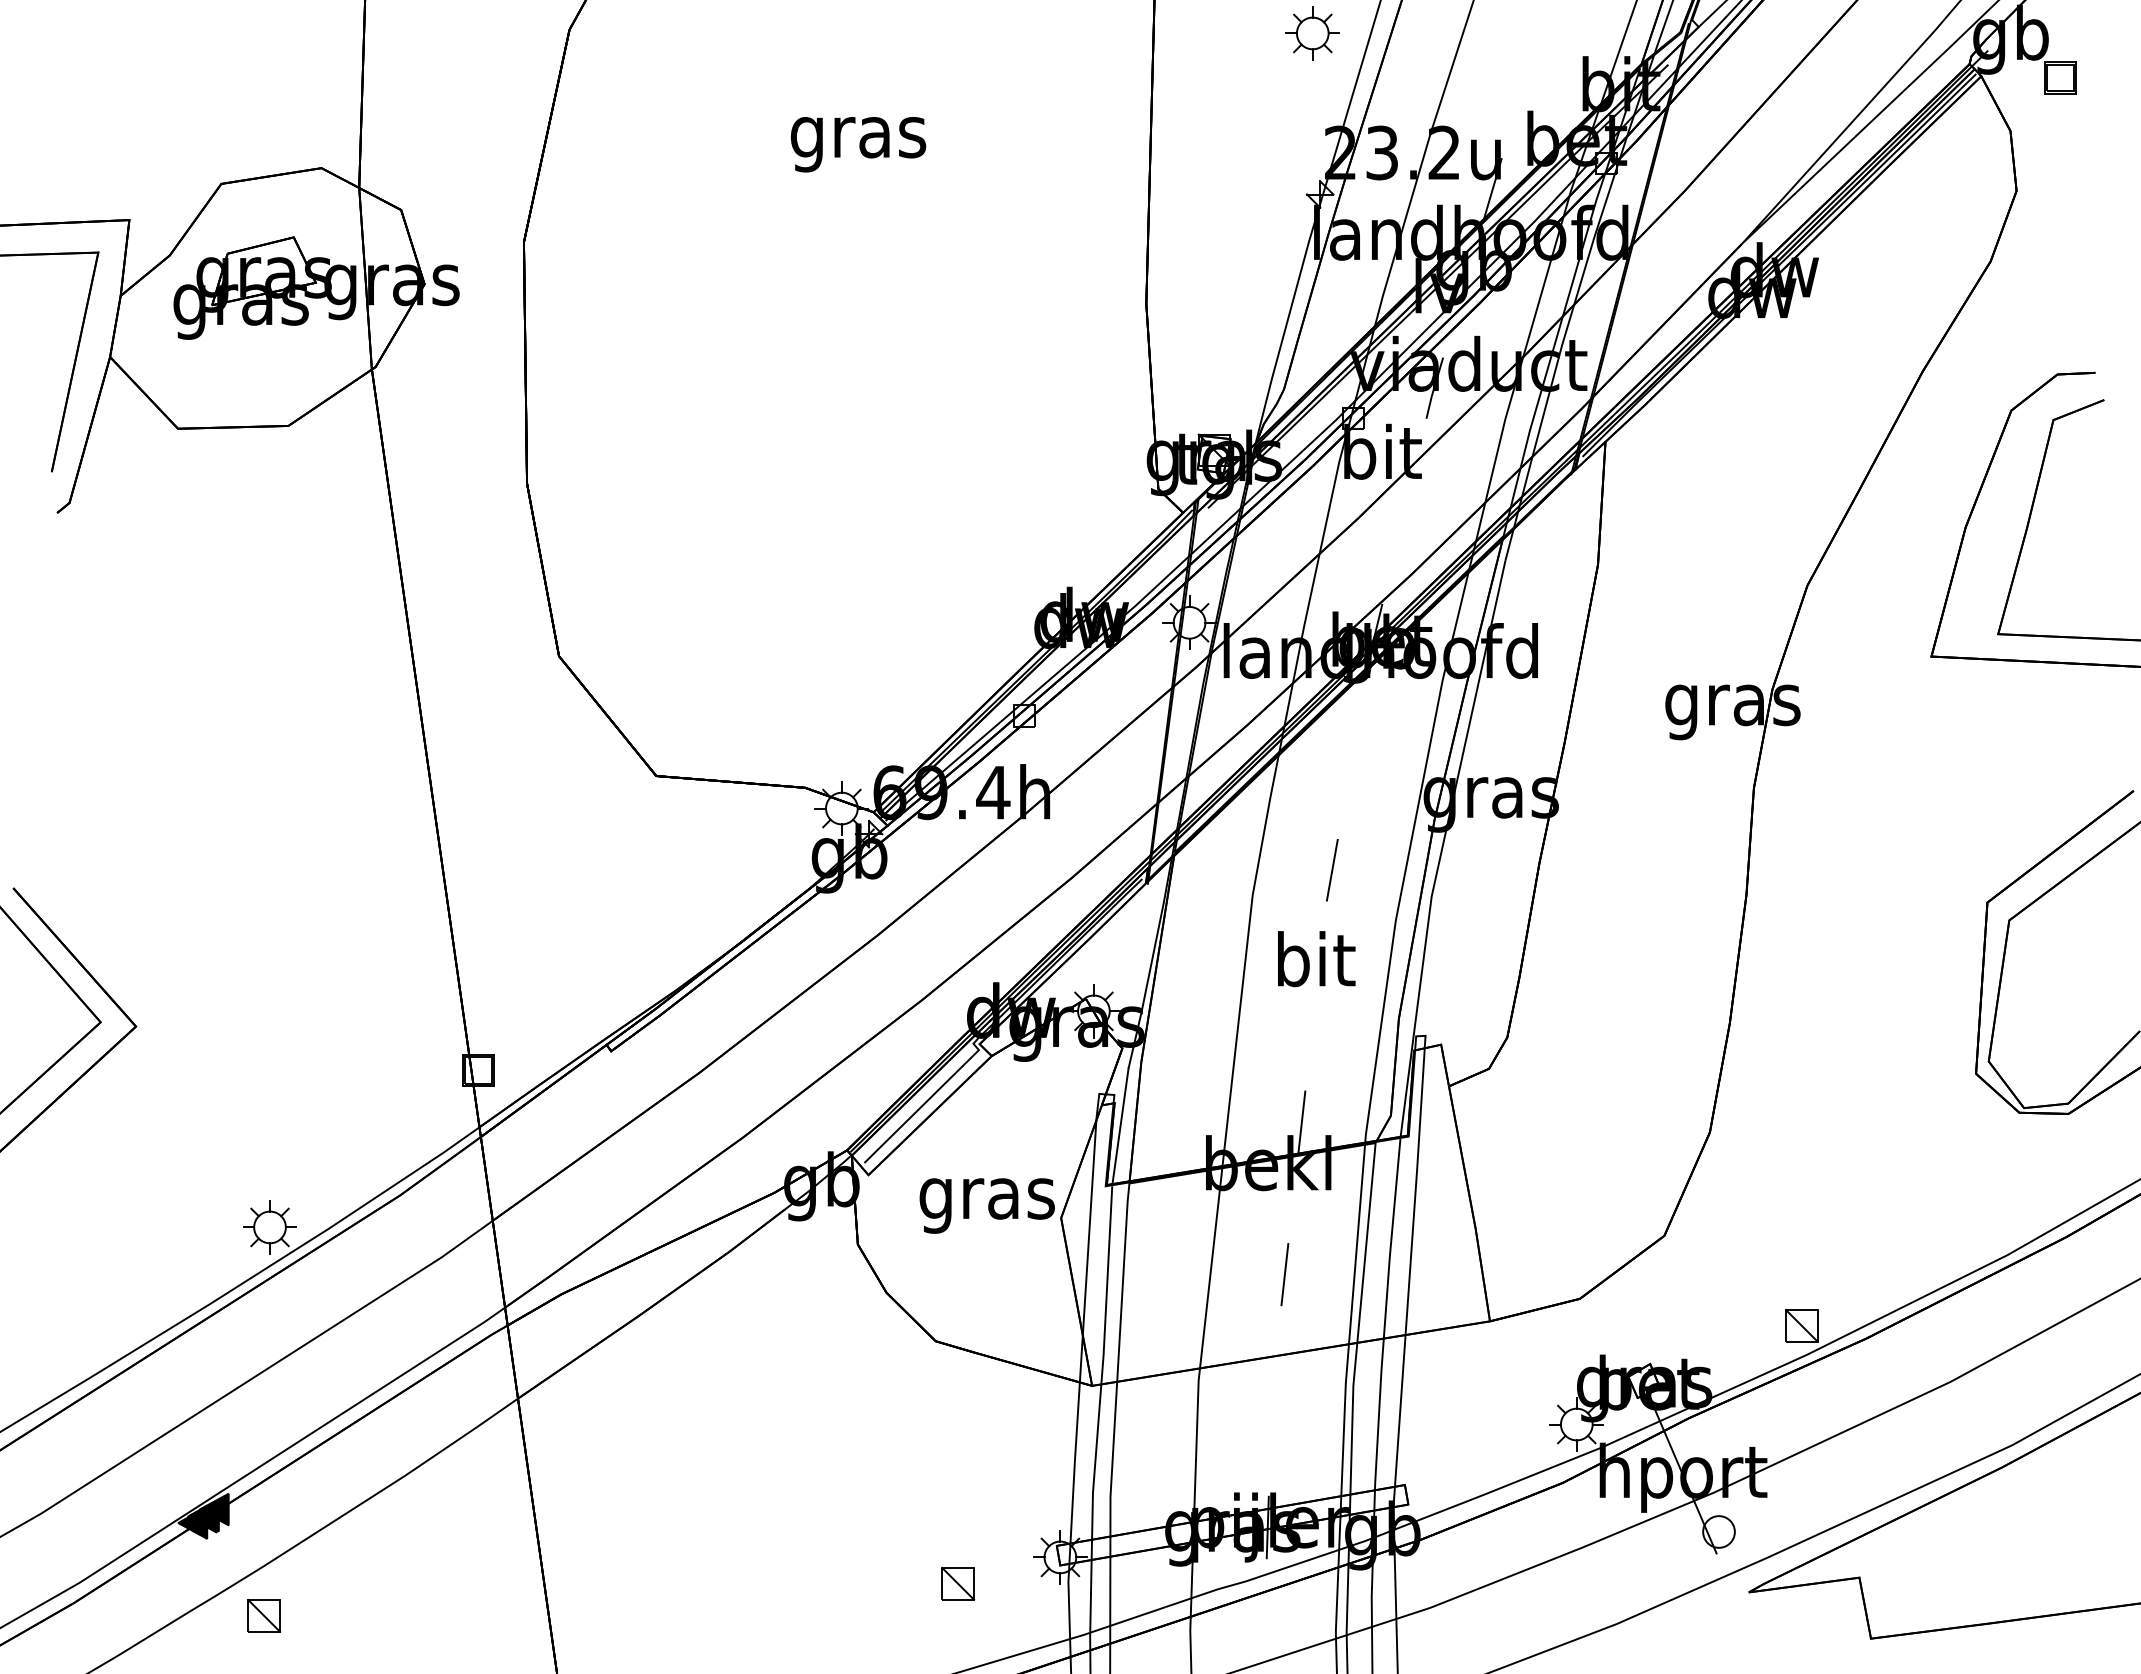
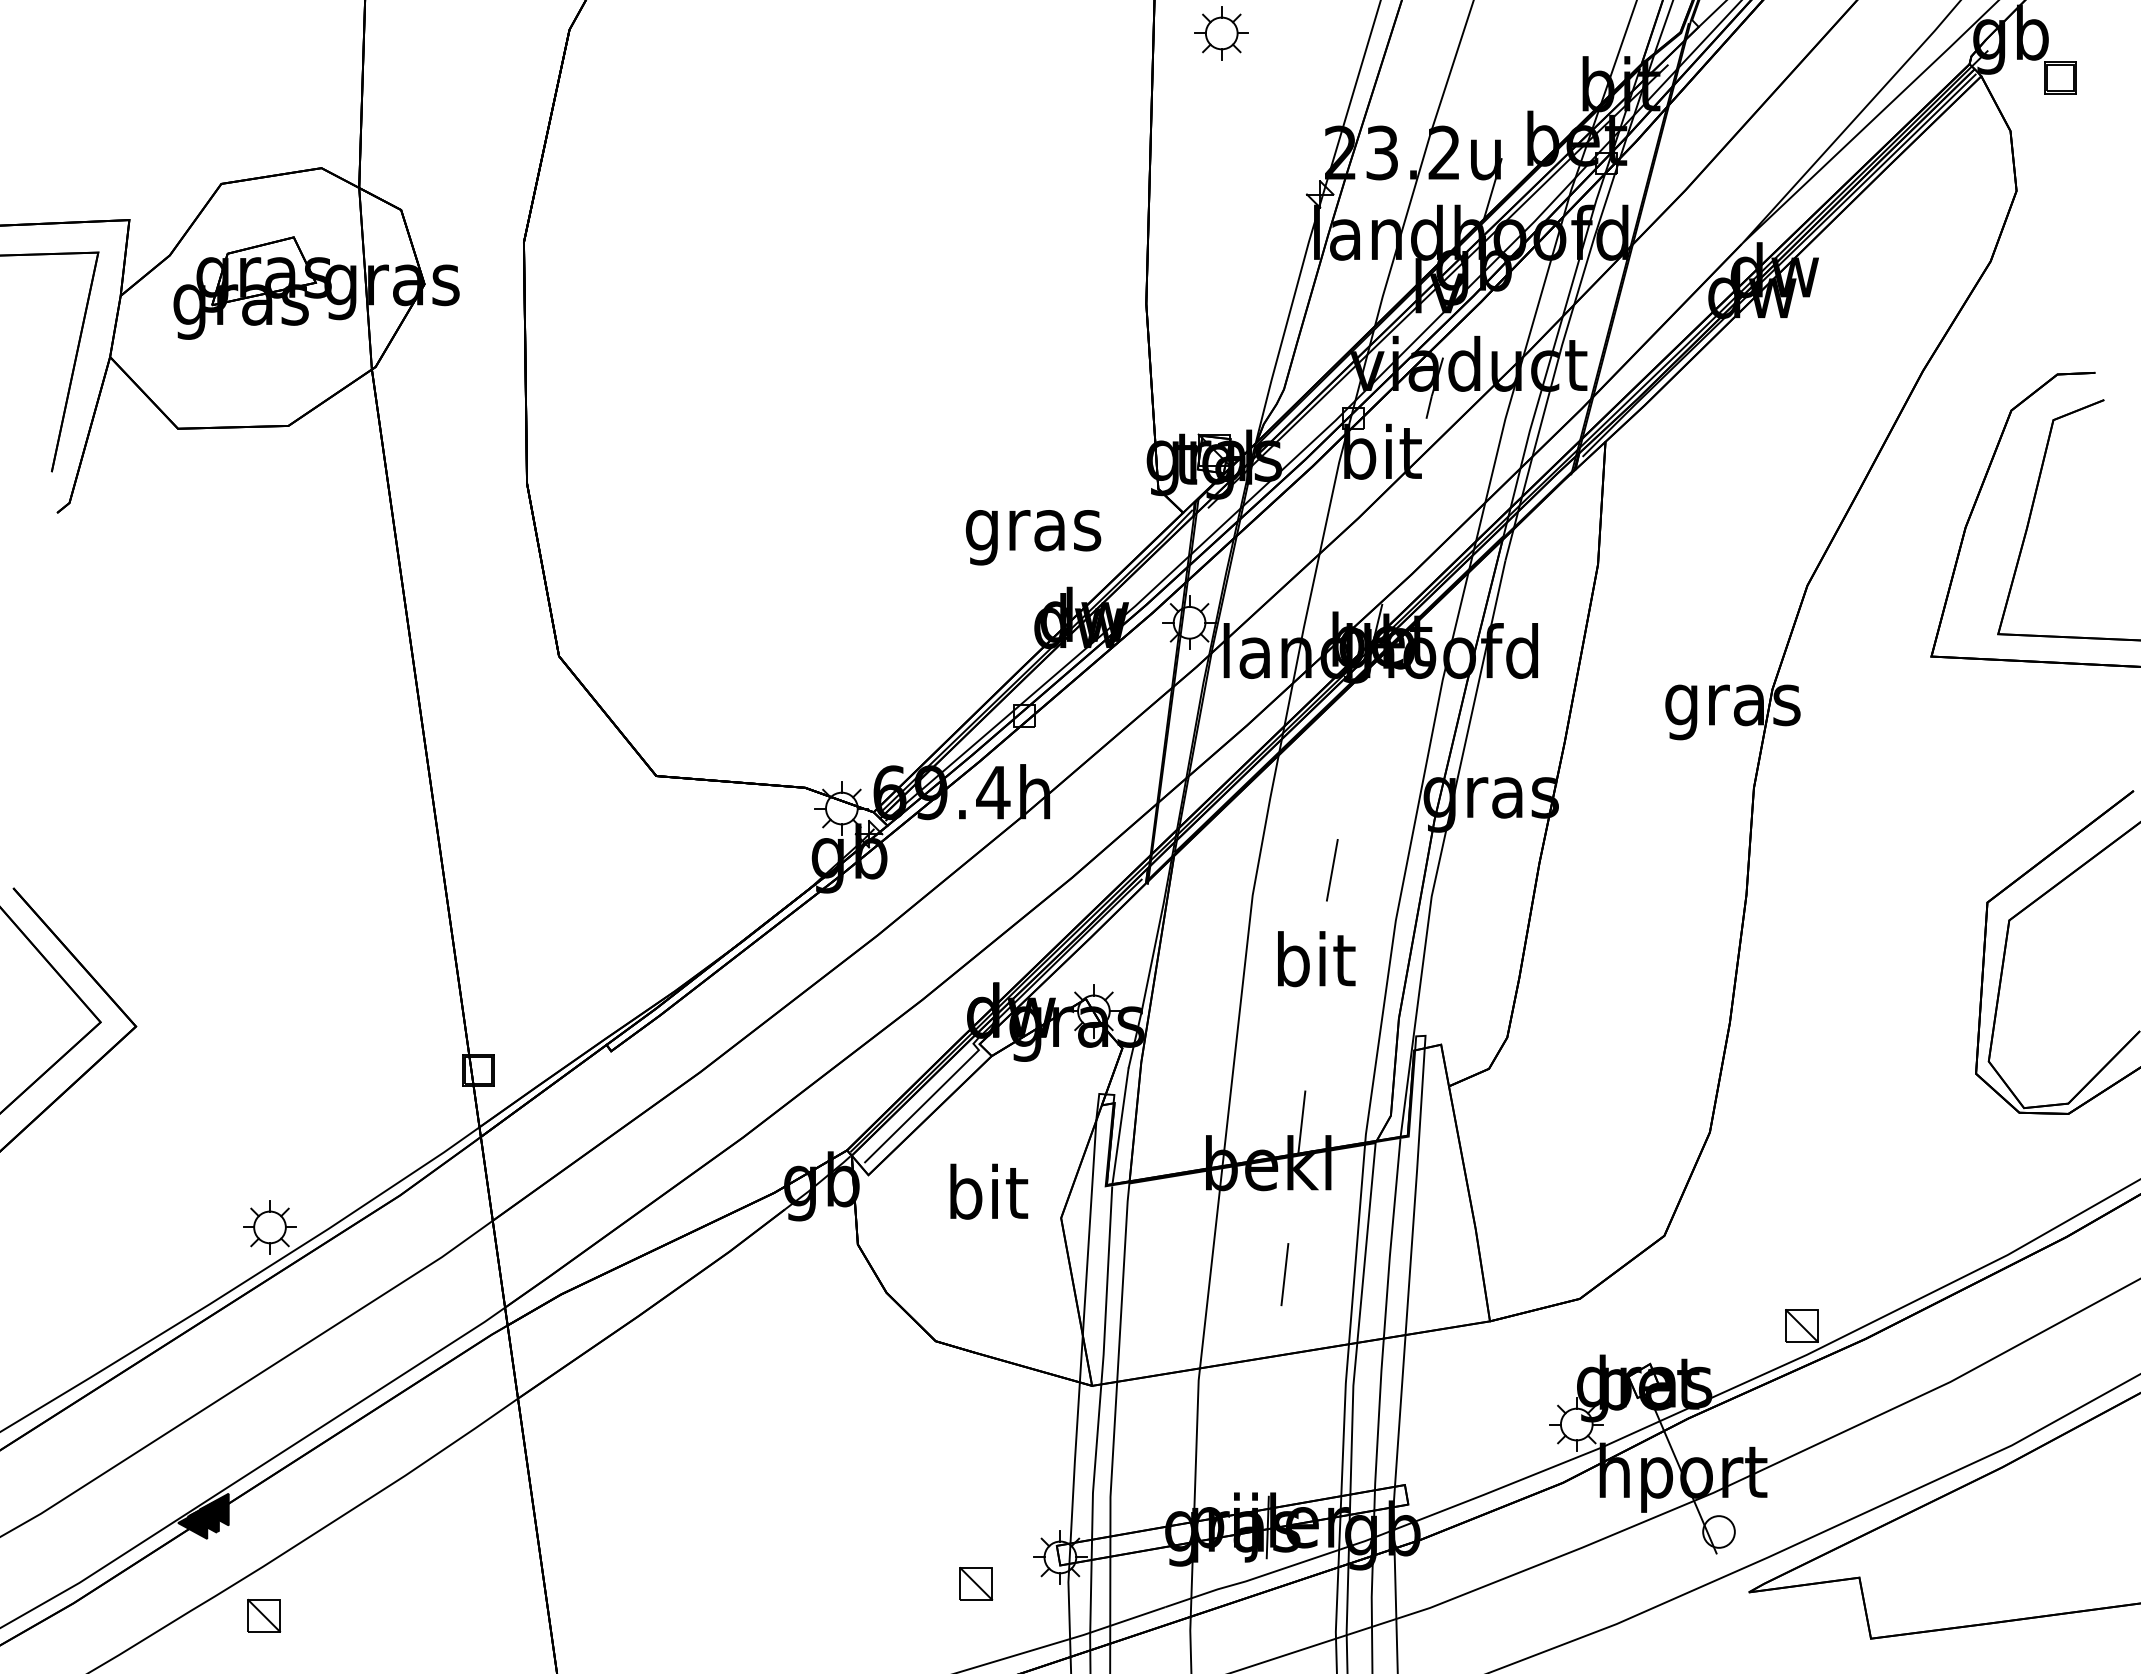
part position: (1312, 33) -> (1221, 33) (1221, 33)
text position: (858, 144) -> (1033, 537) (1033, 537)
text: gras -> bit (986, 1198)
part position: (958, 1583) -> (976, 1583) (976, 1583)
